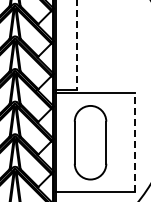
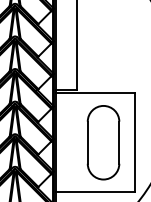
line: dashed -> solid (77, 45)
part position: (90, 142) -> (103, 142) (103, 142)
line: dashed -> solid (135, 142)
